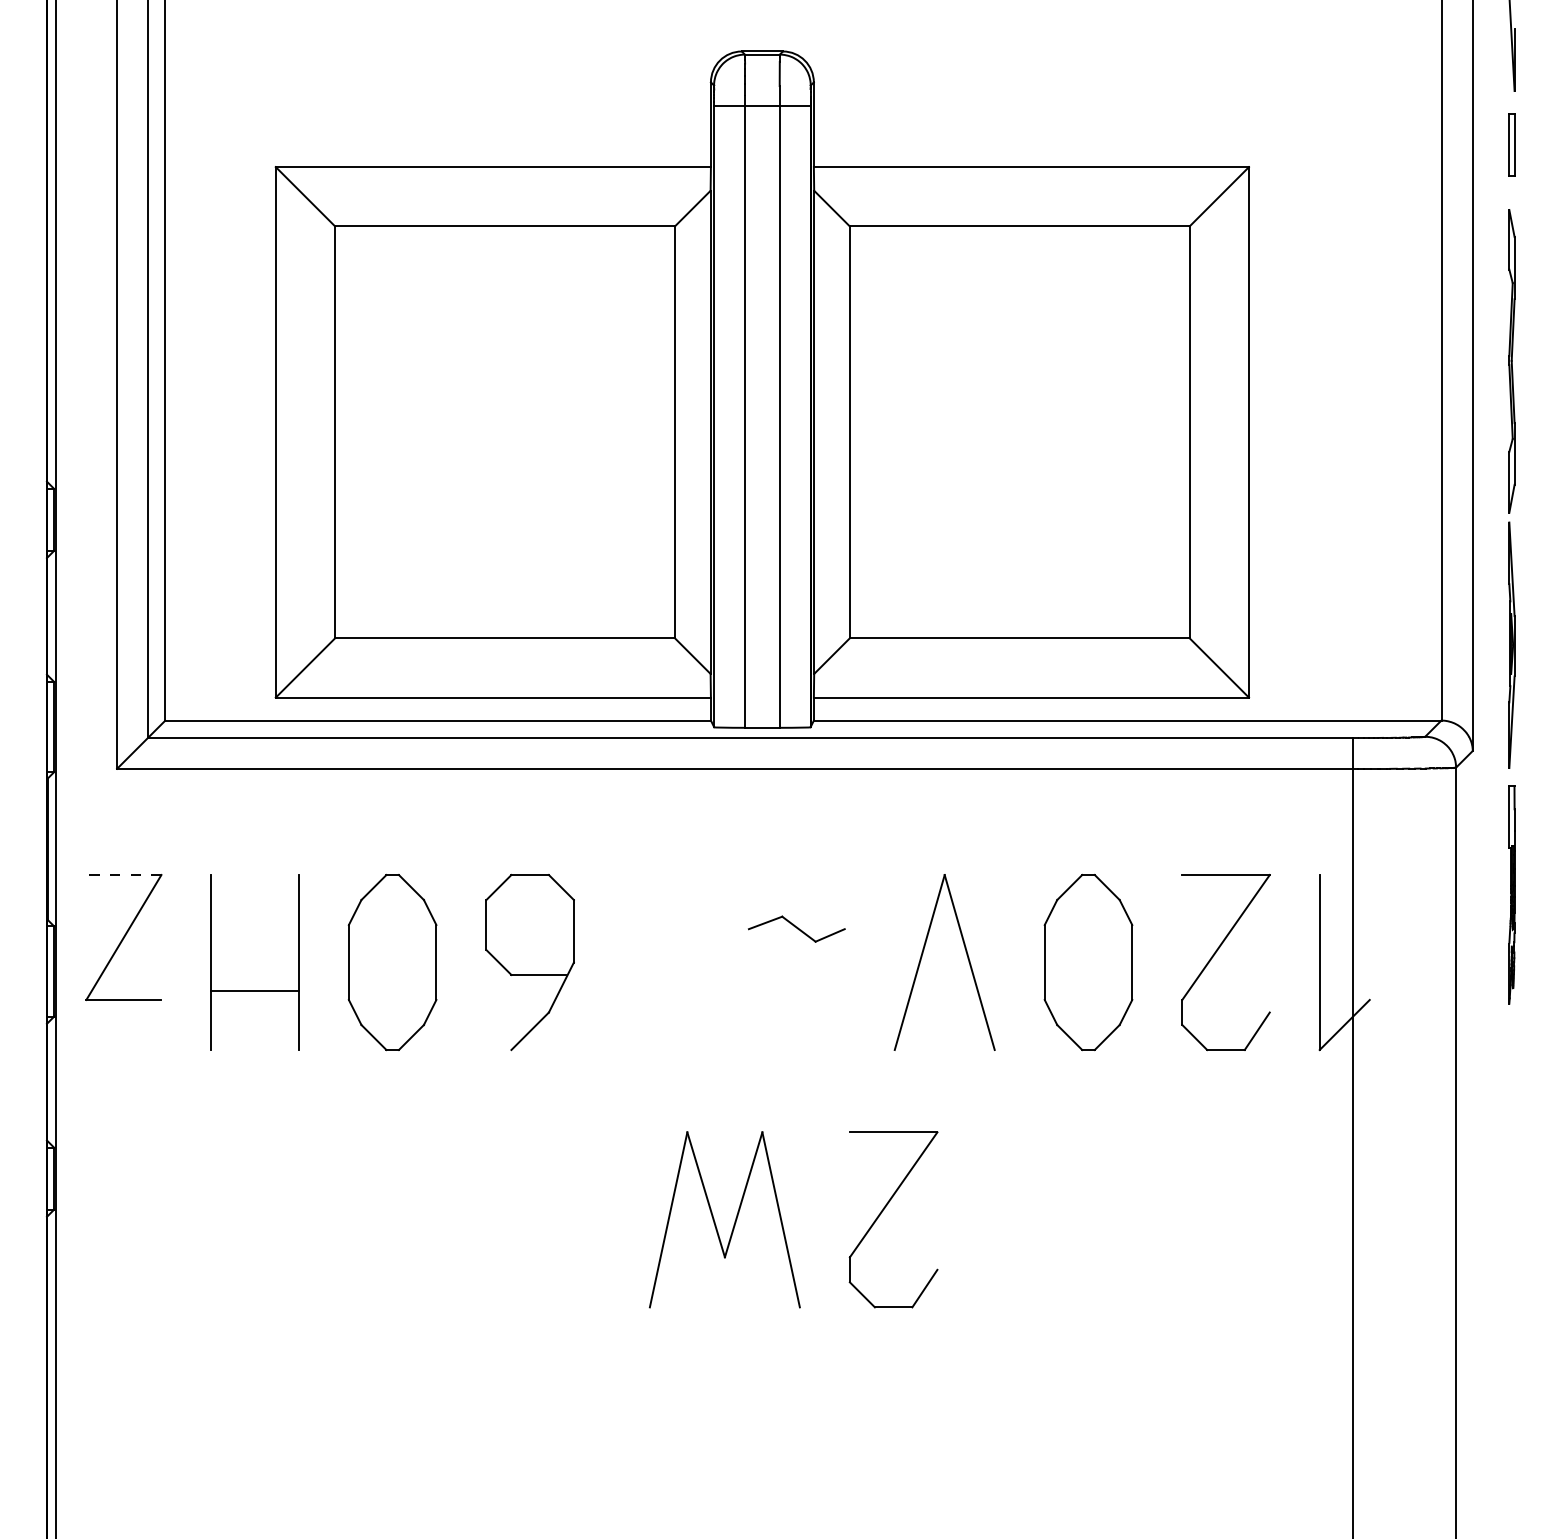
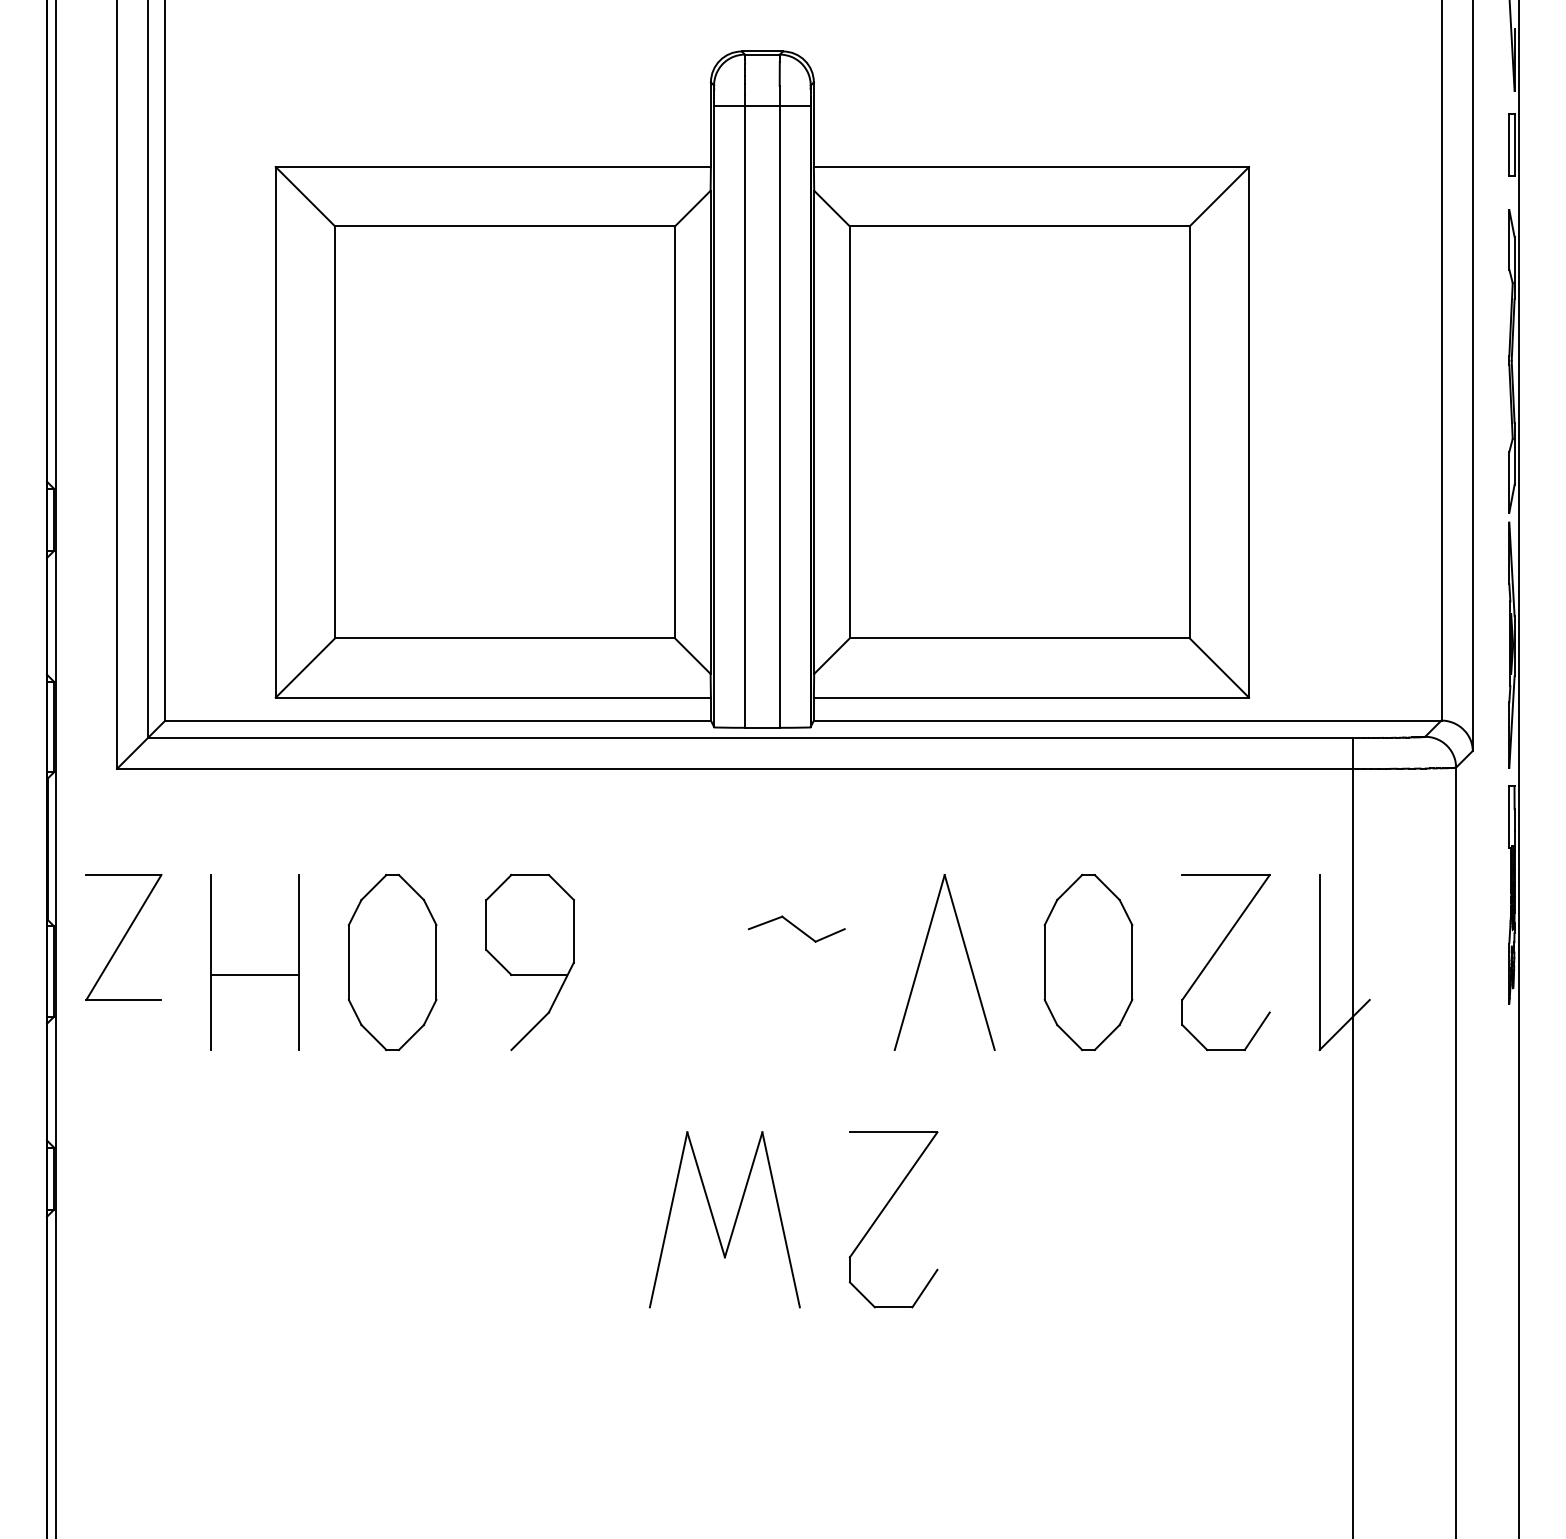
line: none -> present (1519, 768)
line: dashed -> solid (123, 875)
line position: (254, 990) -> (254, 974) (254, 974)
